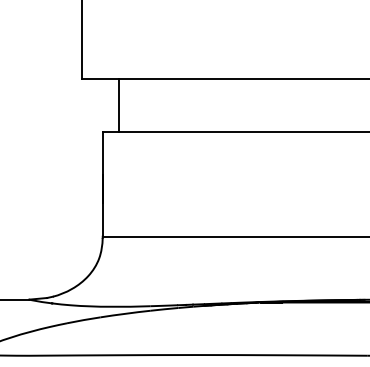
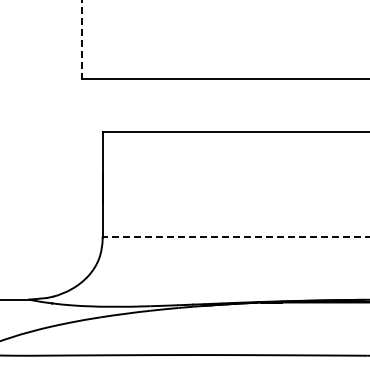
line: solid -> dashed (81, 40)
line: present -> none (118, 105)
line: solid -> dashed (235, 236)
